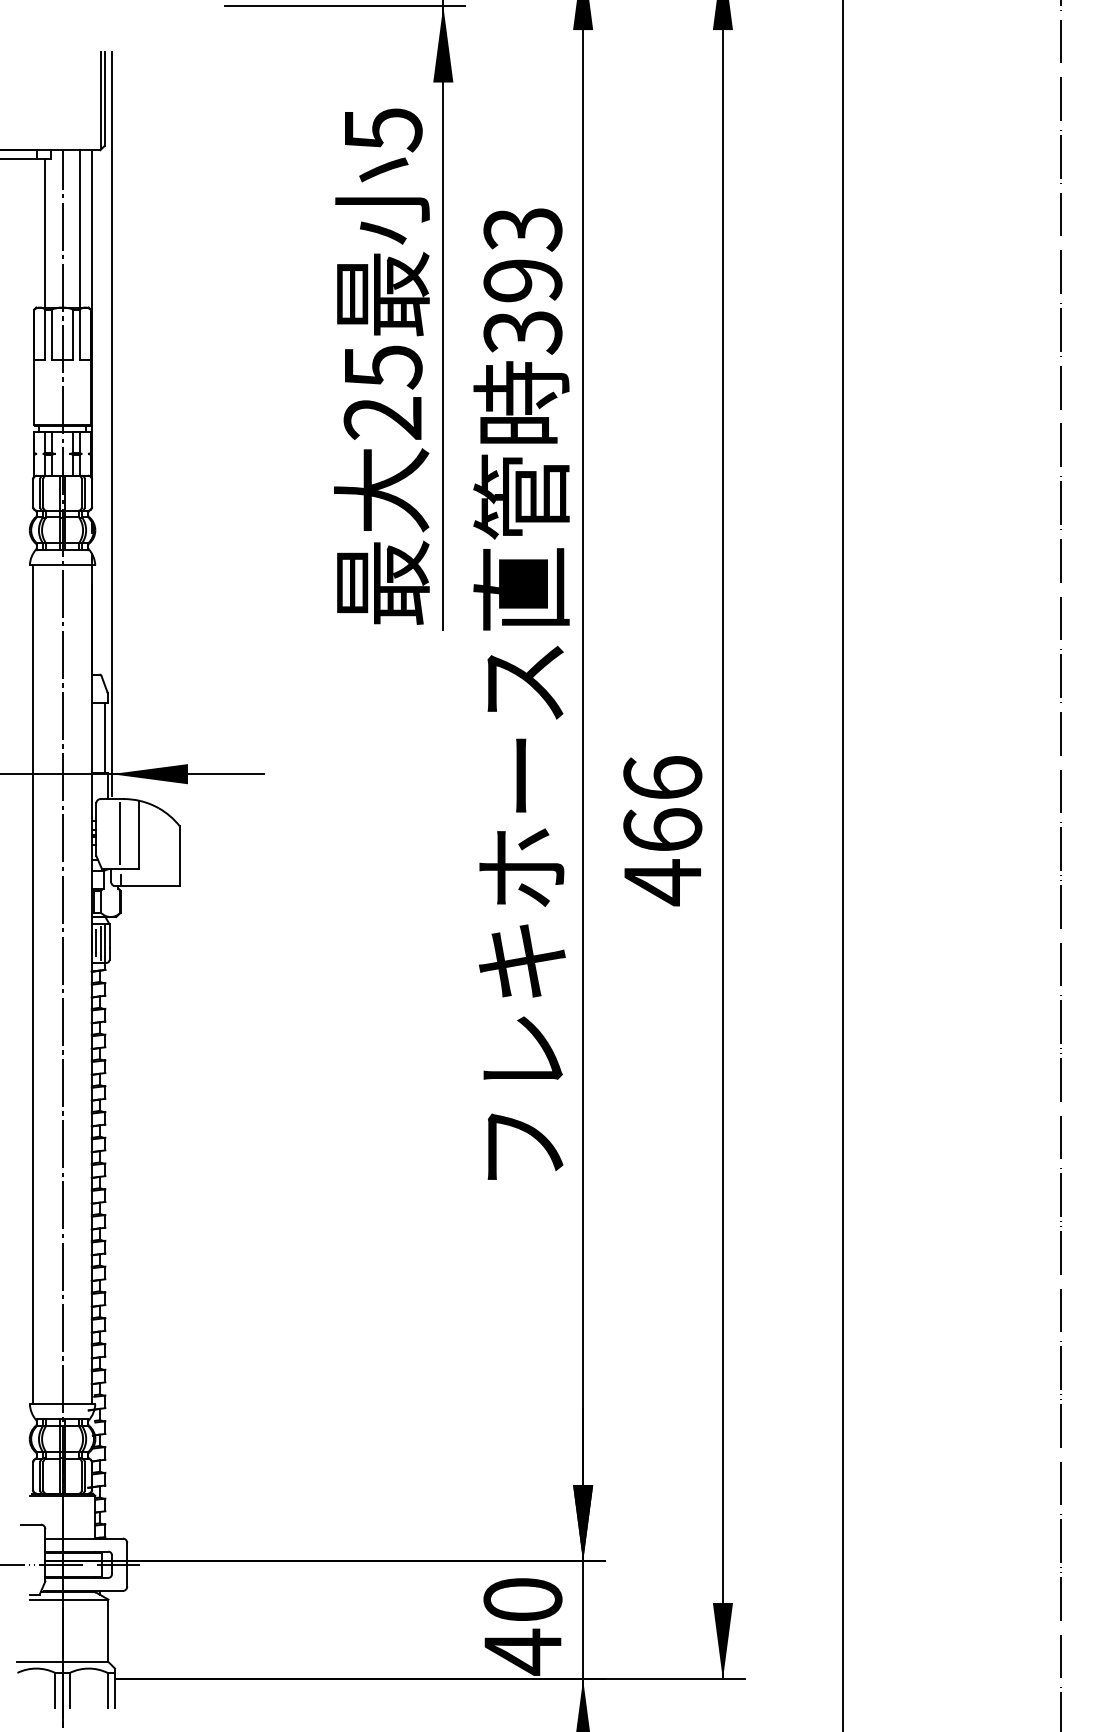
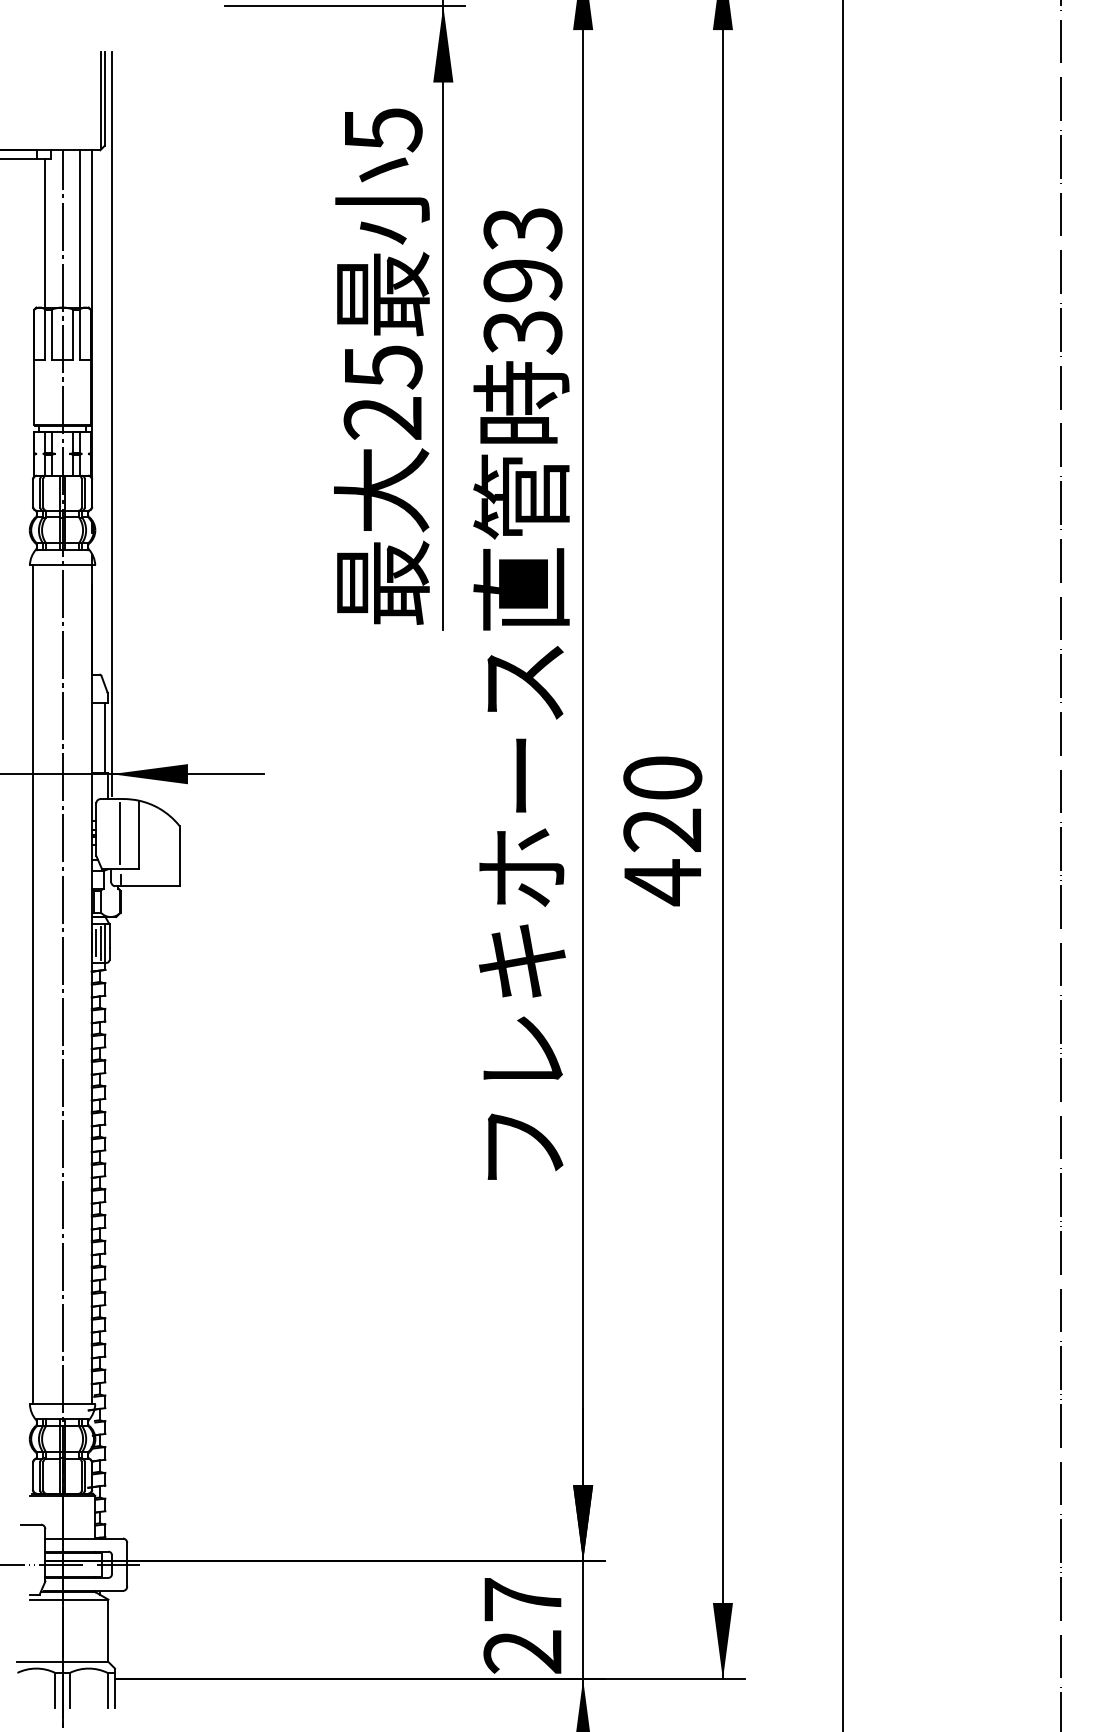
text: 466 -> 420 (662, 804)
text: 40 -> 27 (522, 1626)
